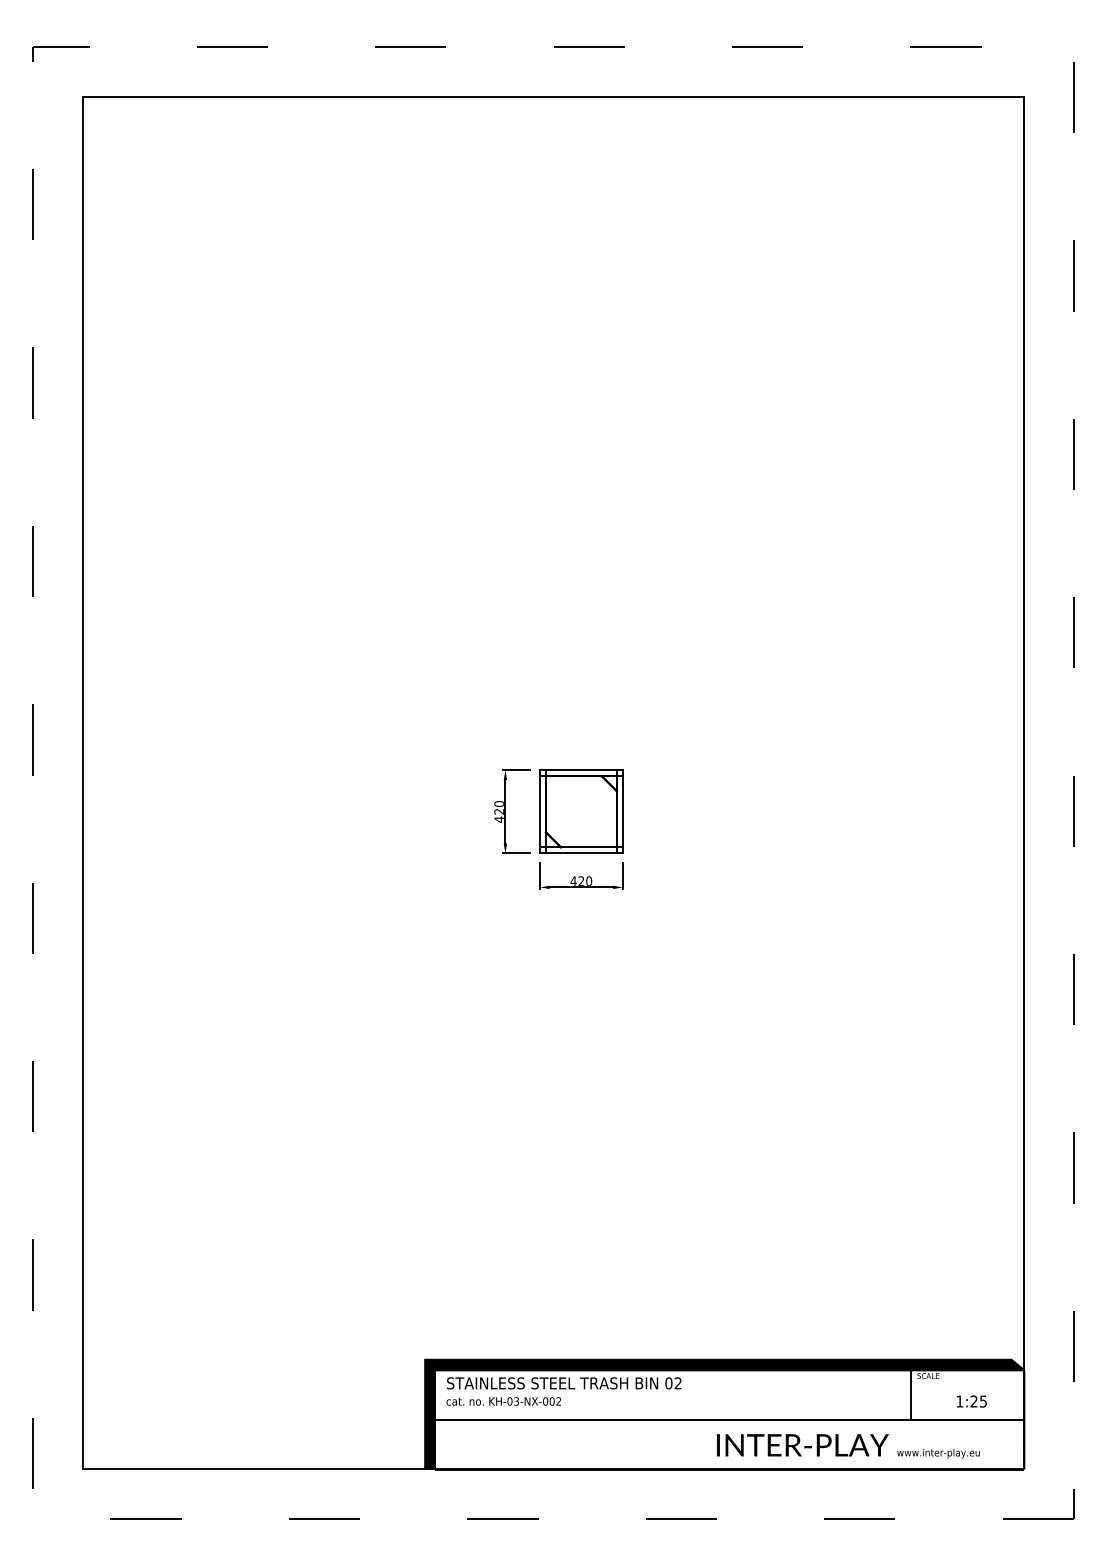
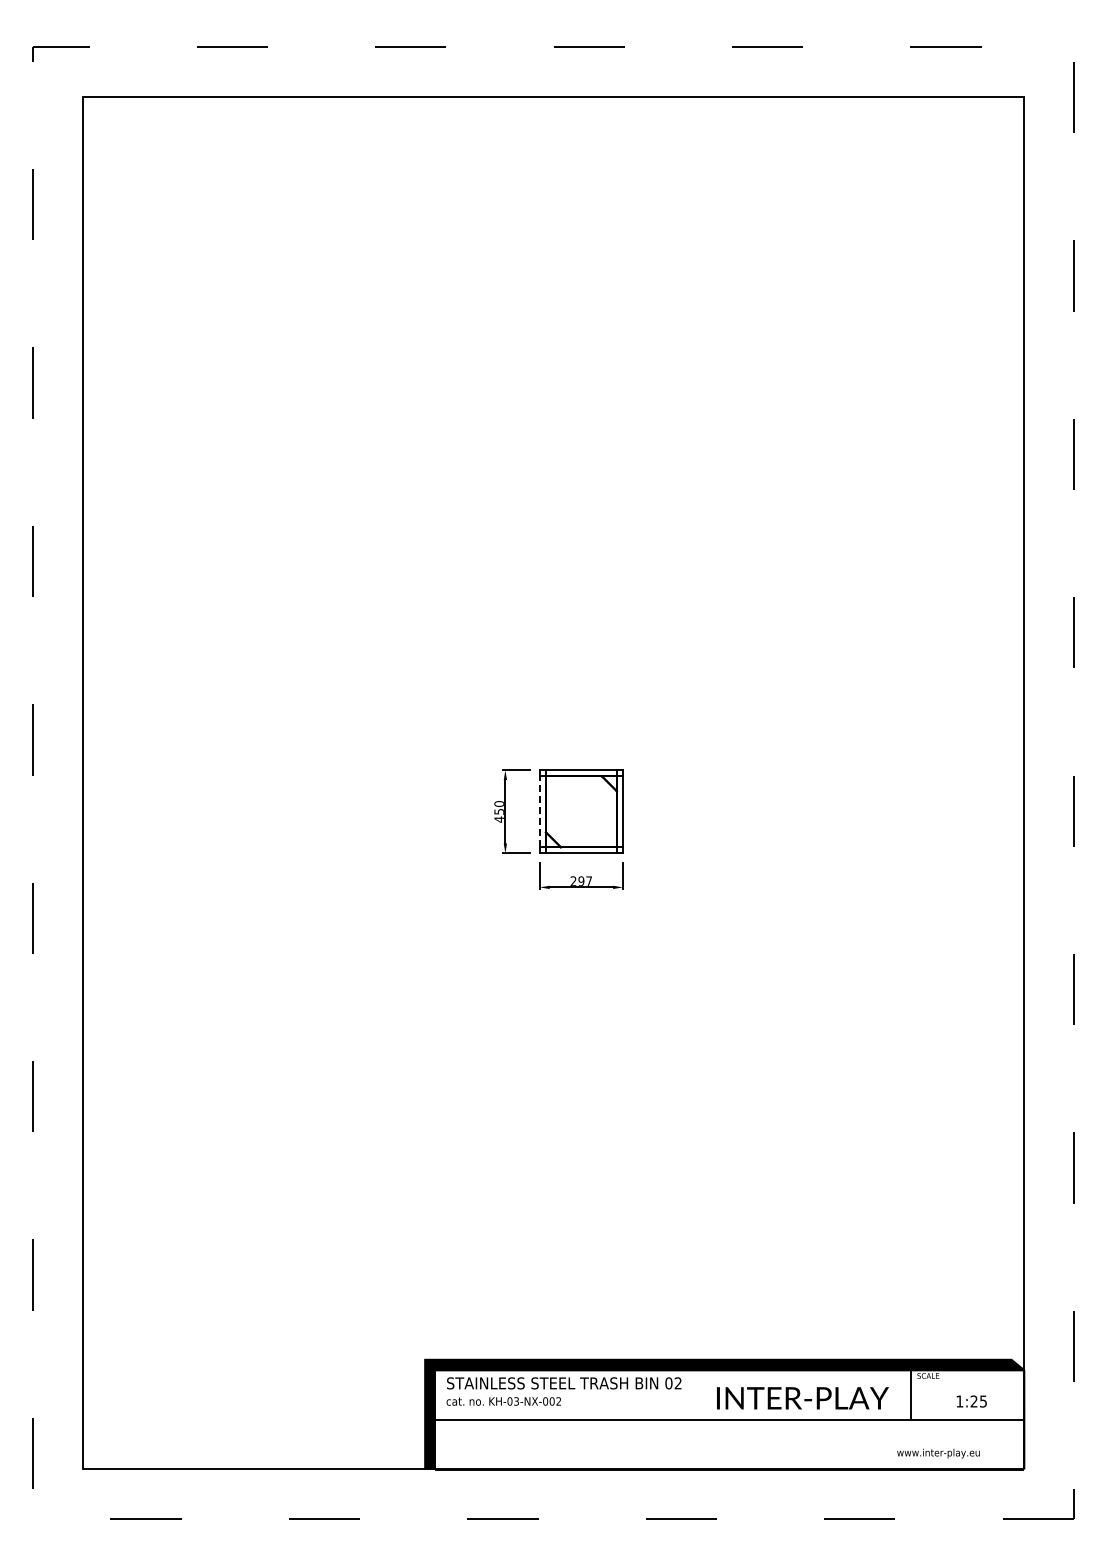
text: 420 -> 450 (498, 811)
line: solid -> dashed (539, 811)
text: 420 -> 297 (581, 880)
text position: (802, 1445) -> (802, 1398) (802, 1398)
